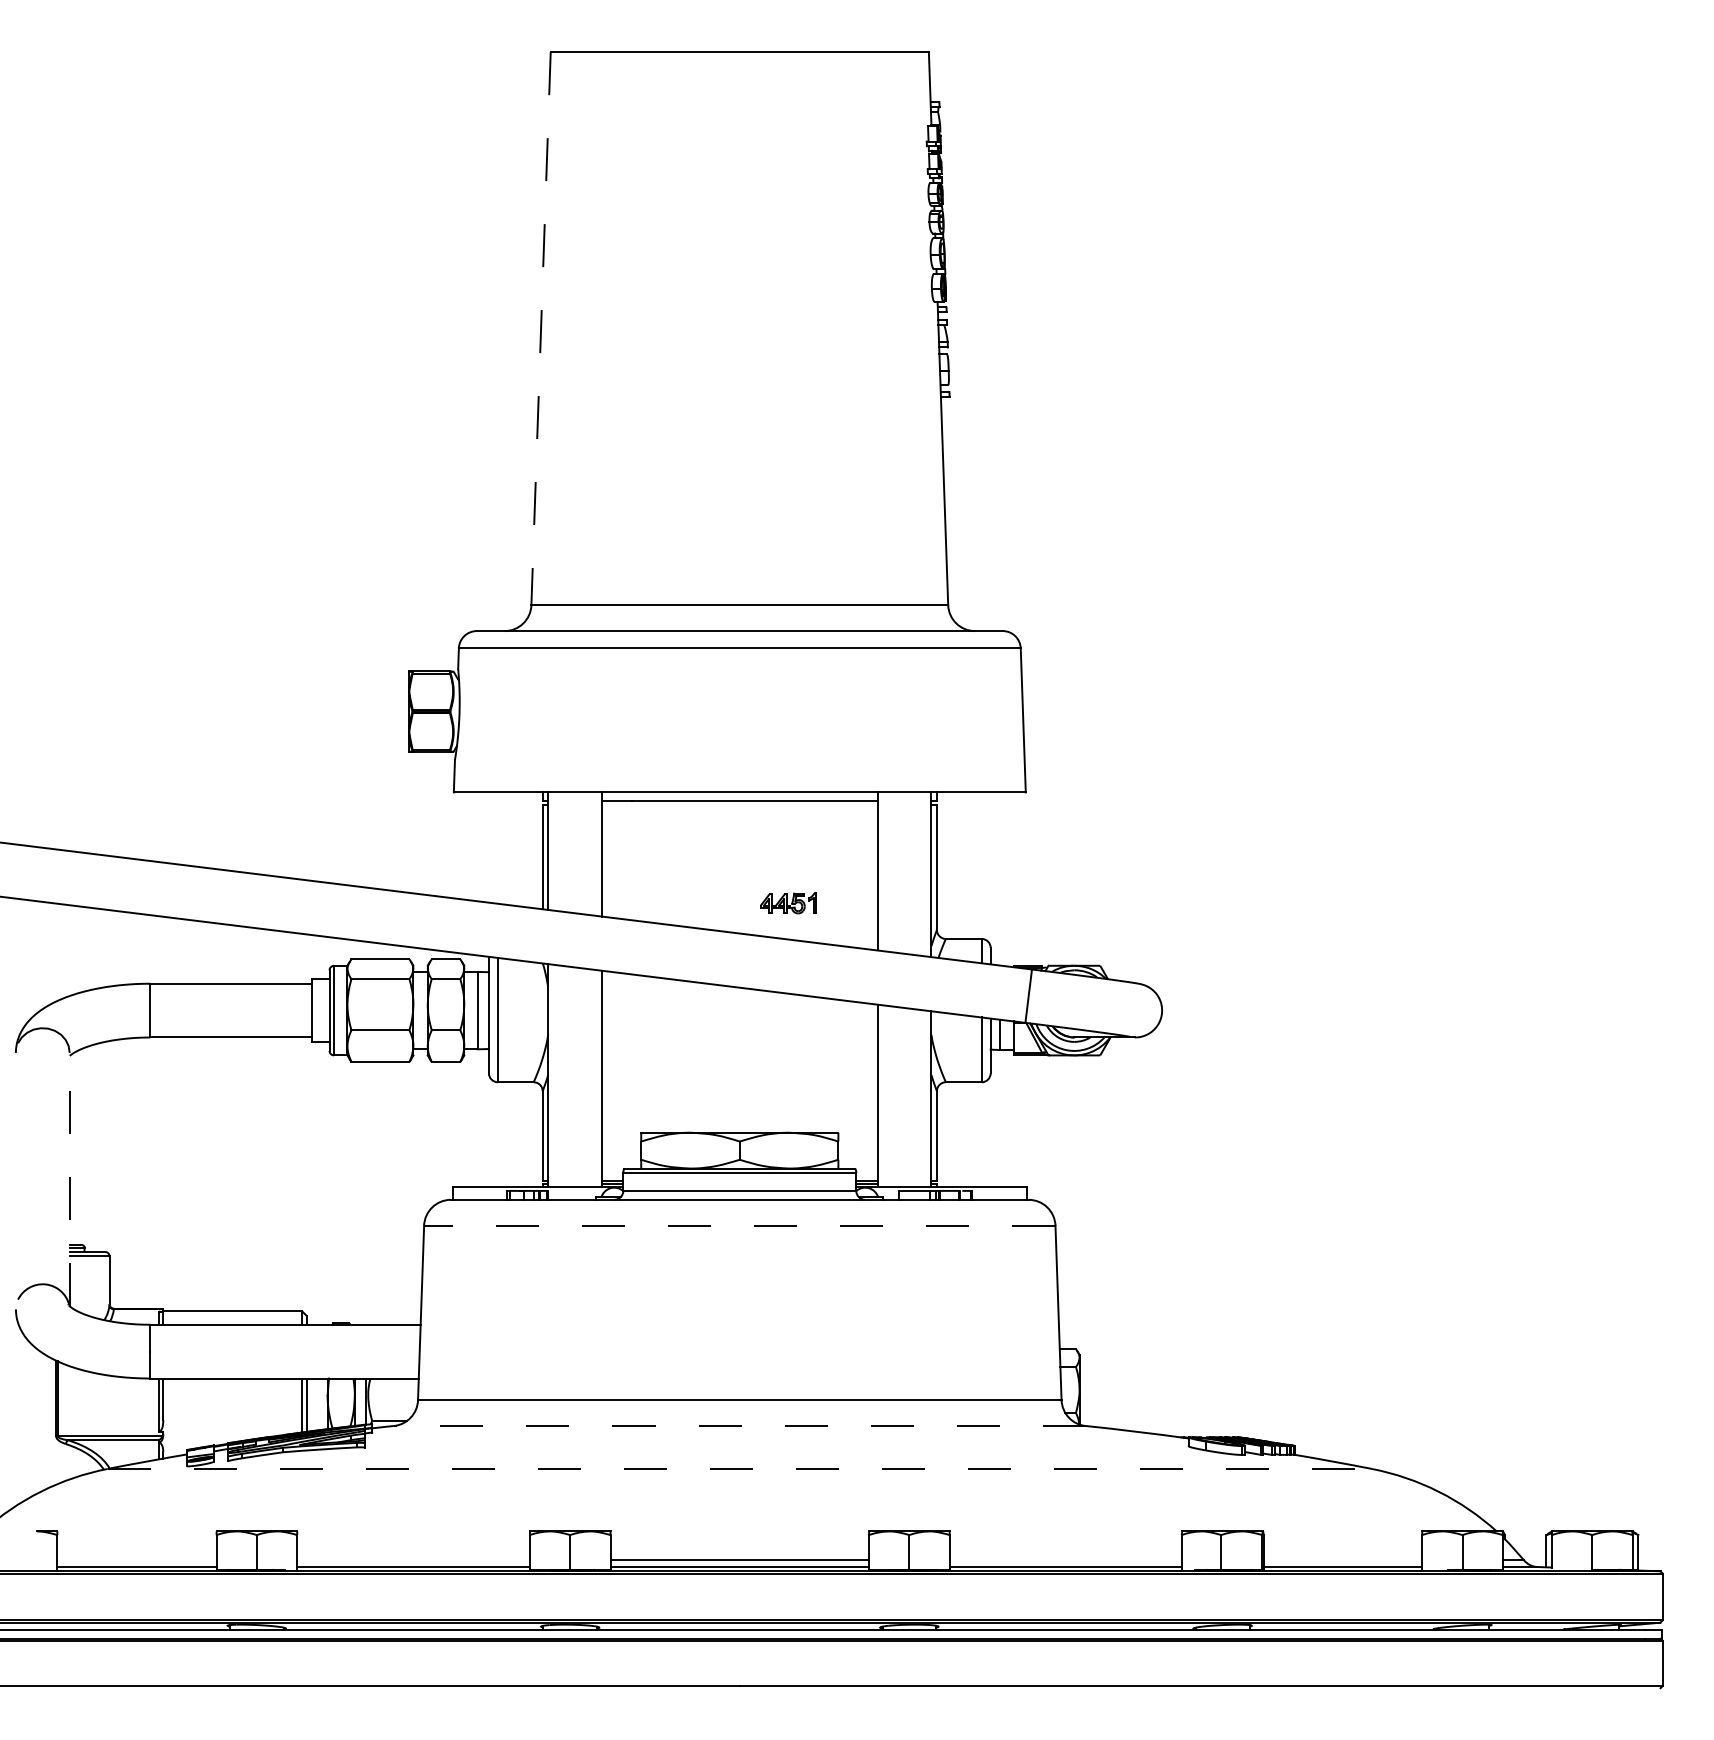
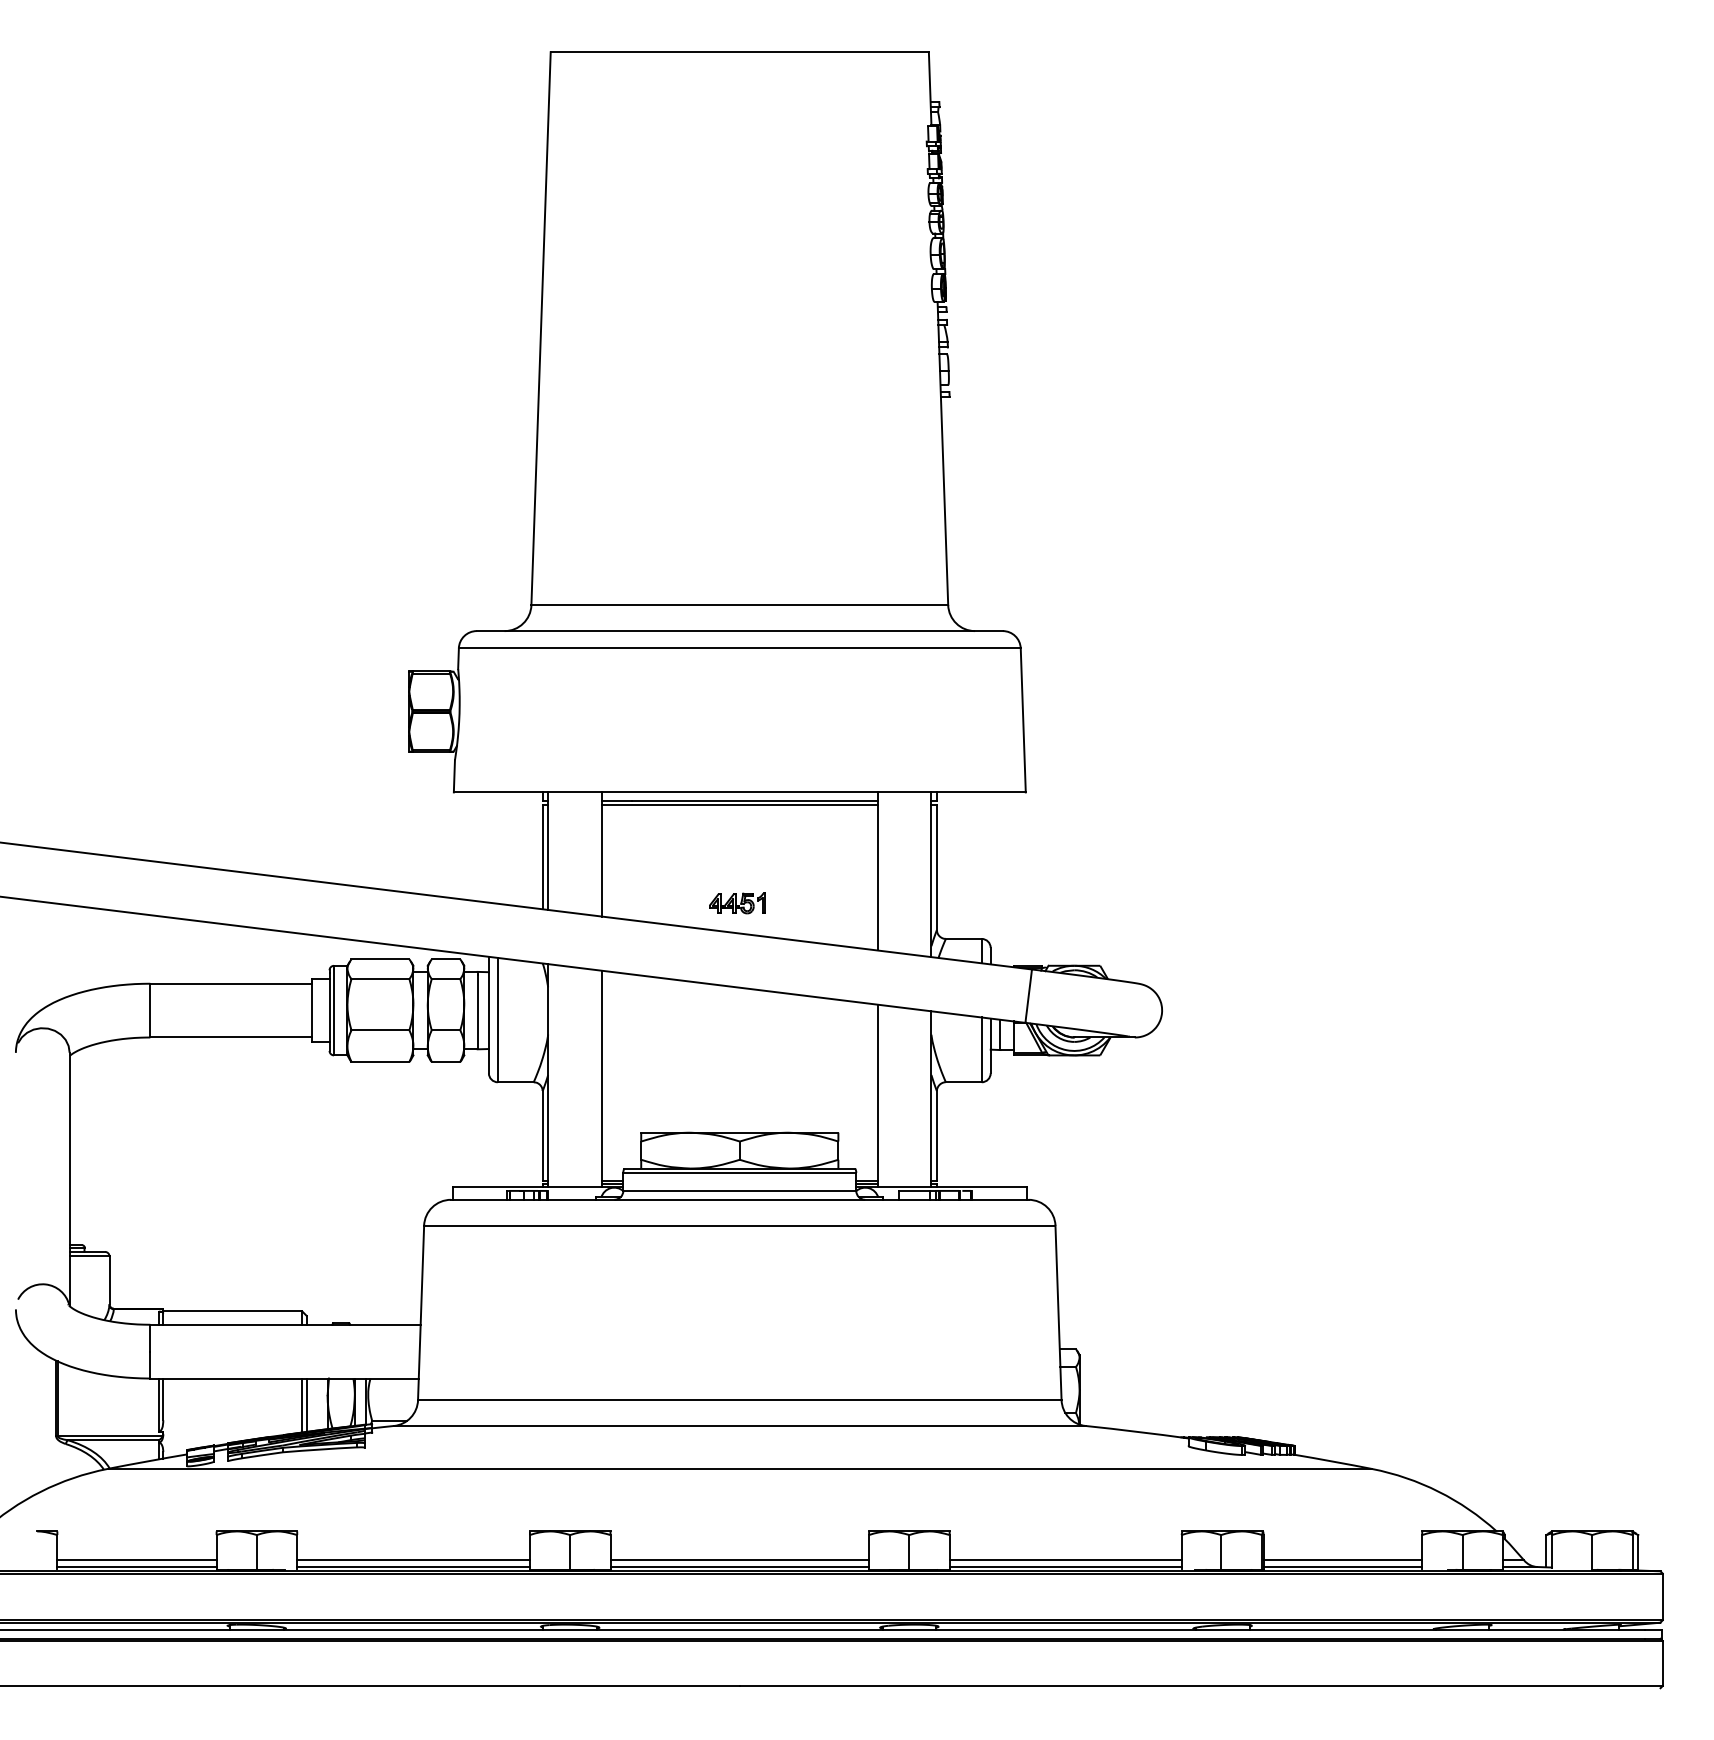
line: dashed -> solid (541, 328)
line: none -> present (739, 804)
part position: (788, 903) -> (737, 903) (737, 903)
line: dashed -> solid (69, 1179)
line: dashed -> solid (739, 1225)
line: dashed -> solid (739, 1425)
line: dashed -> solid (740, 1468)
line: none -> present (136, 1560)
line: none -> present (413, 1560)
line: none -> present (1065, 1560)
line: none -> present (1342, 1560)
